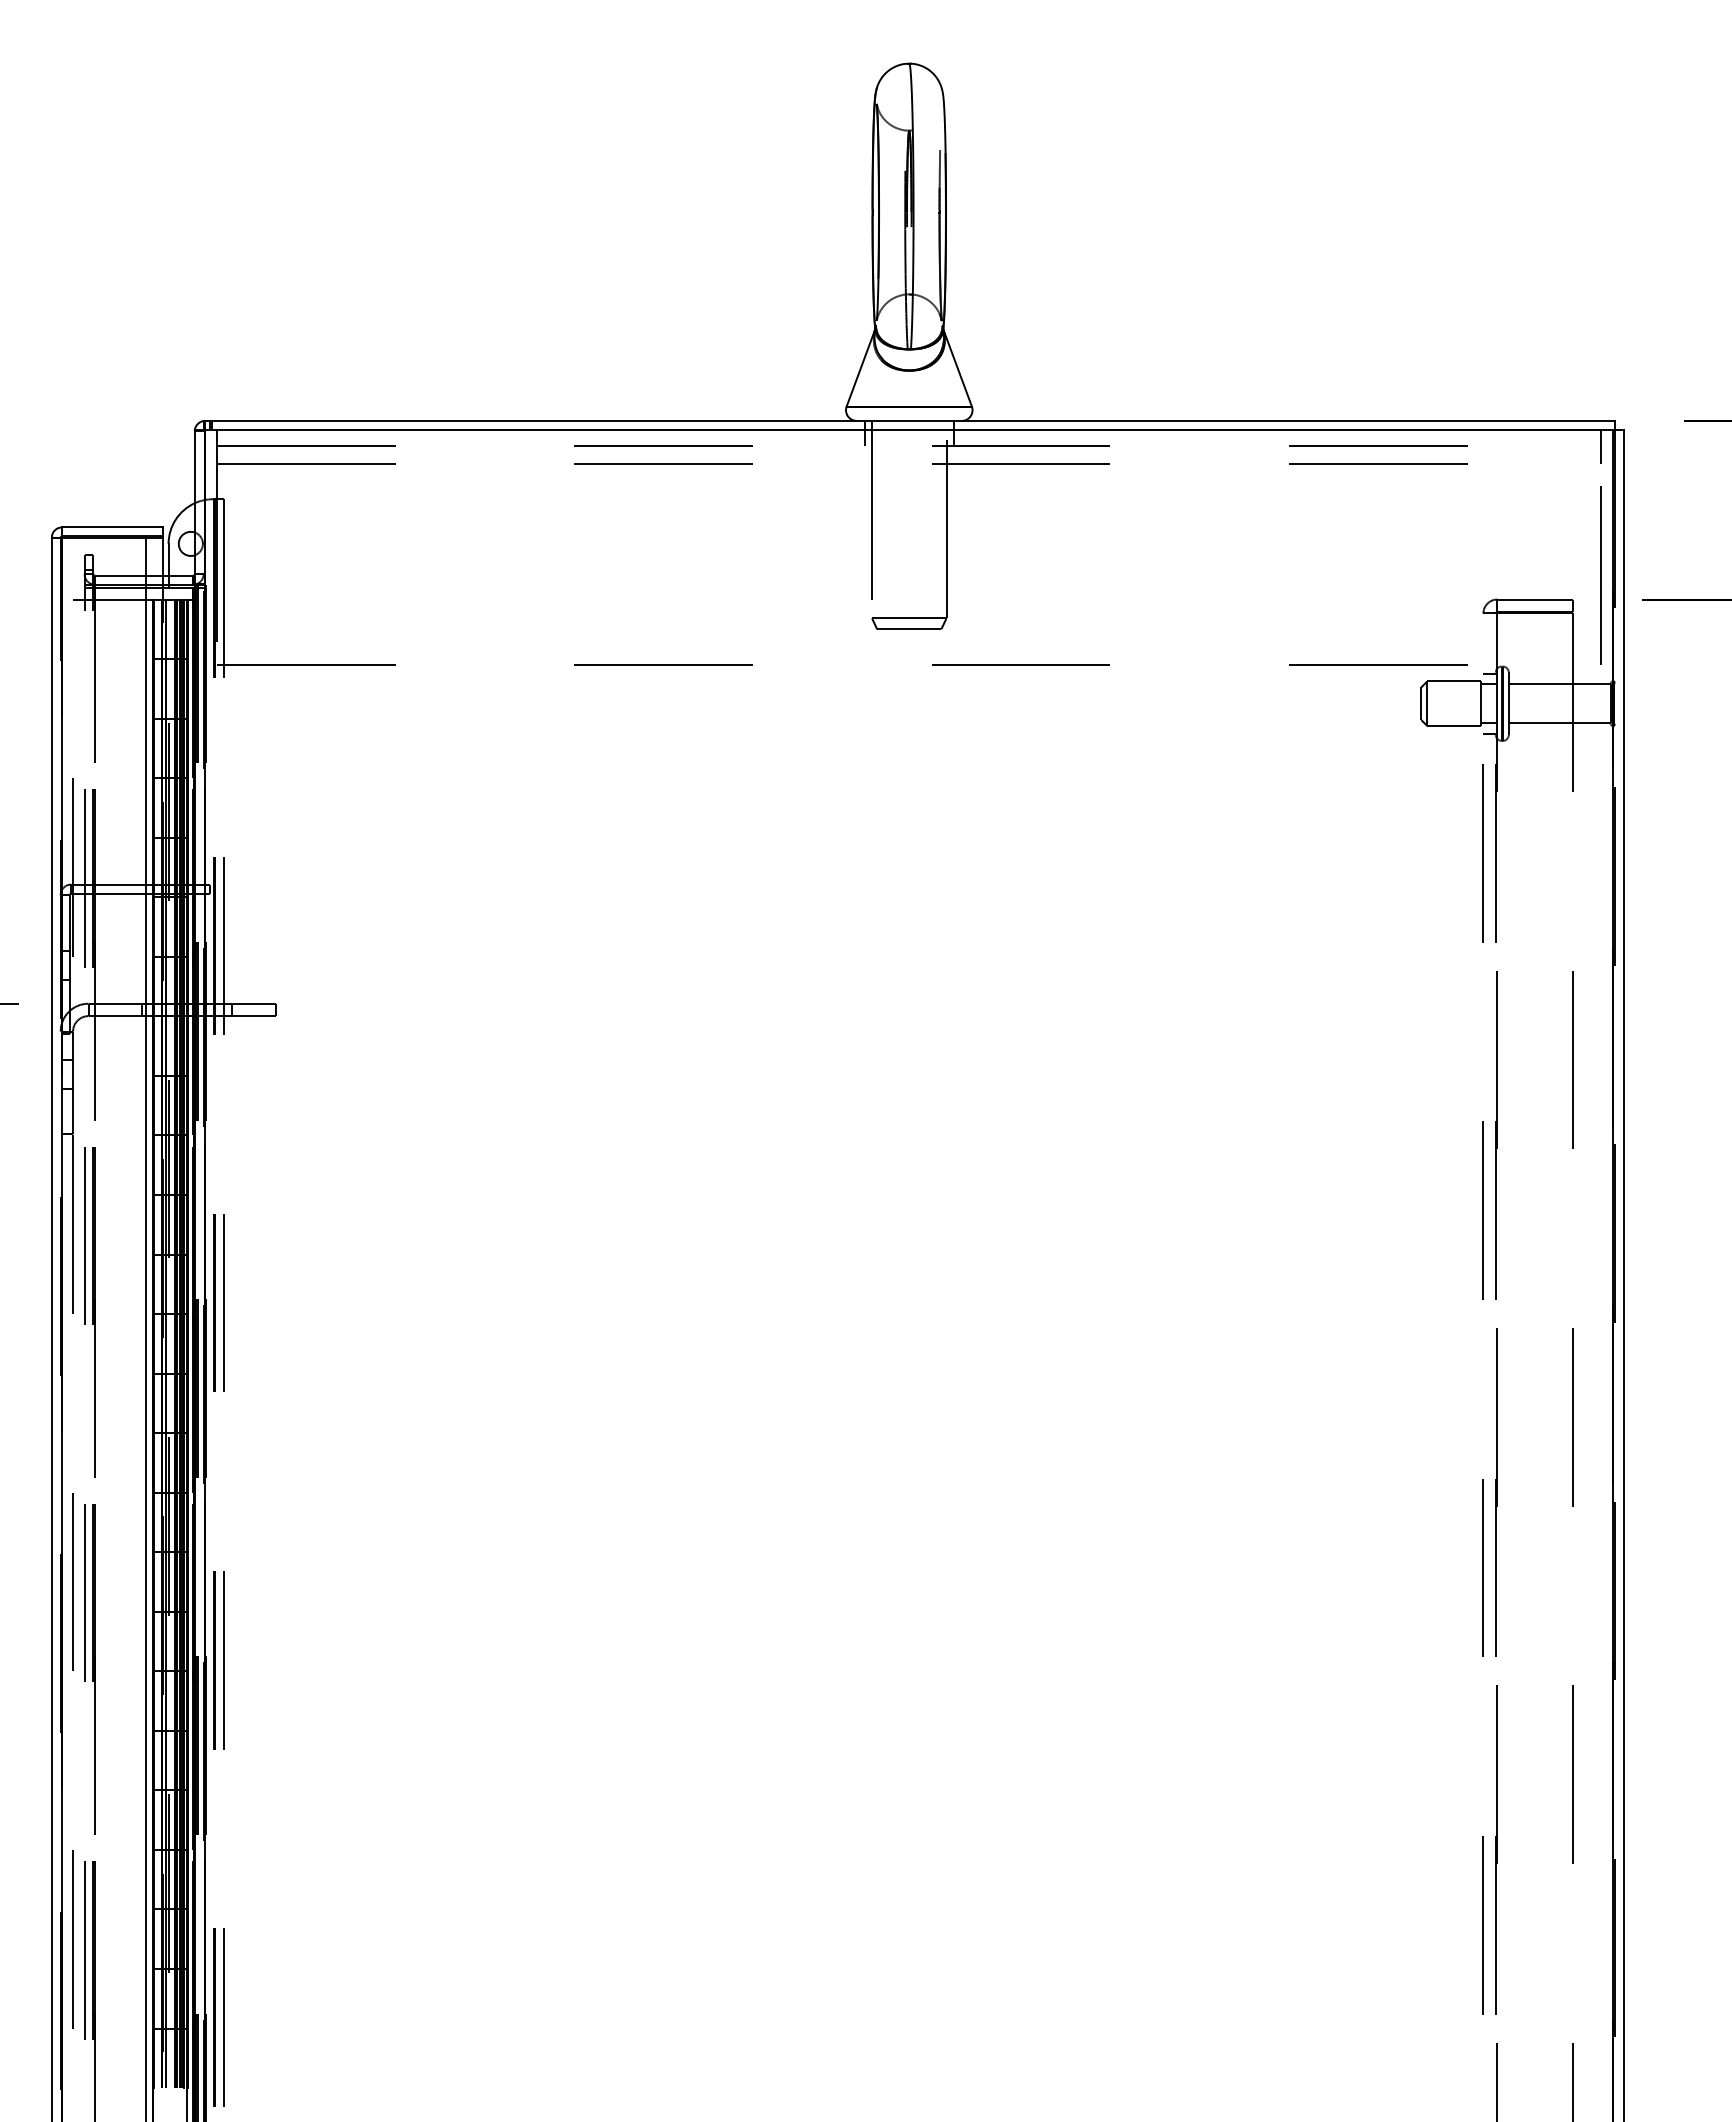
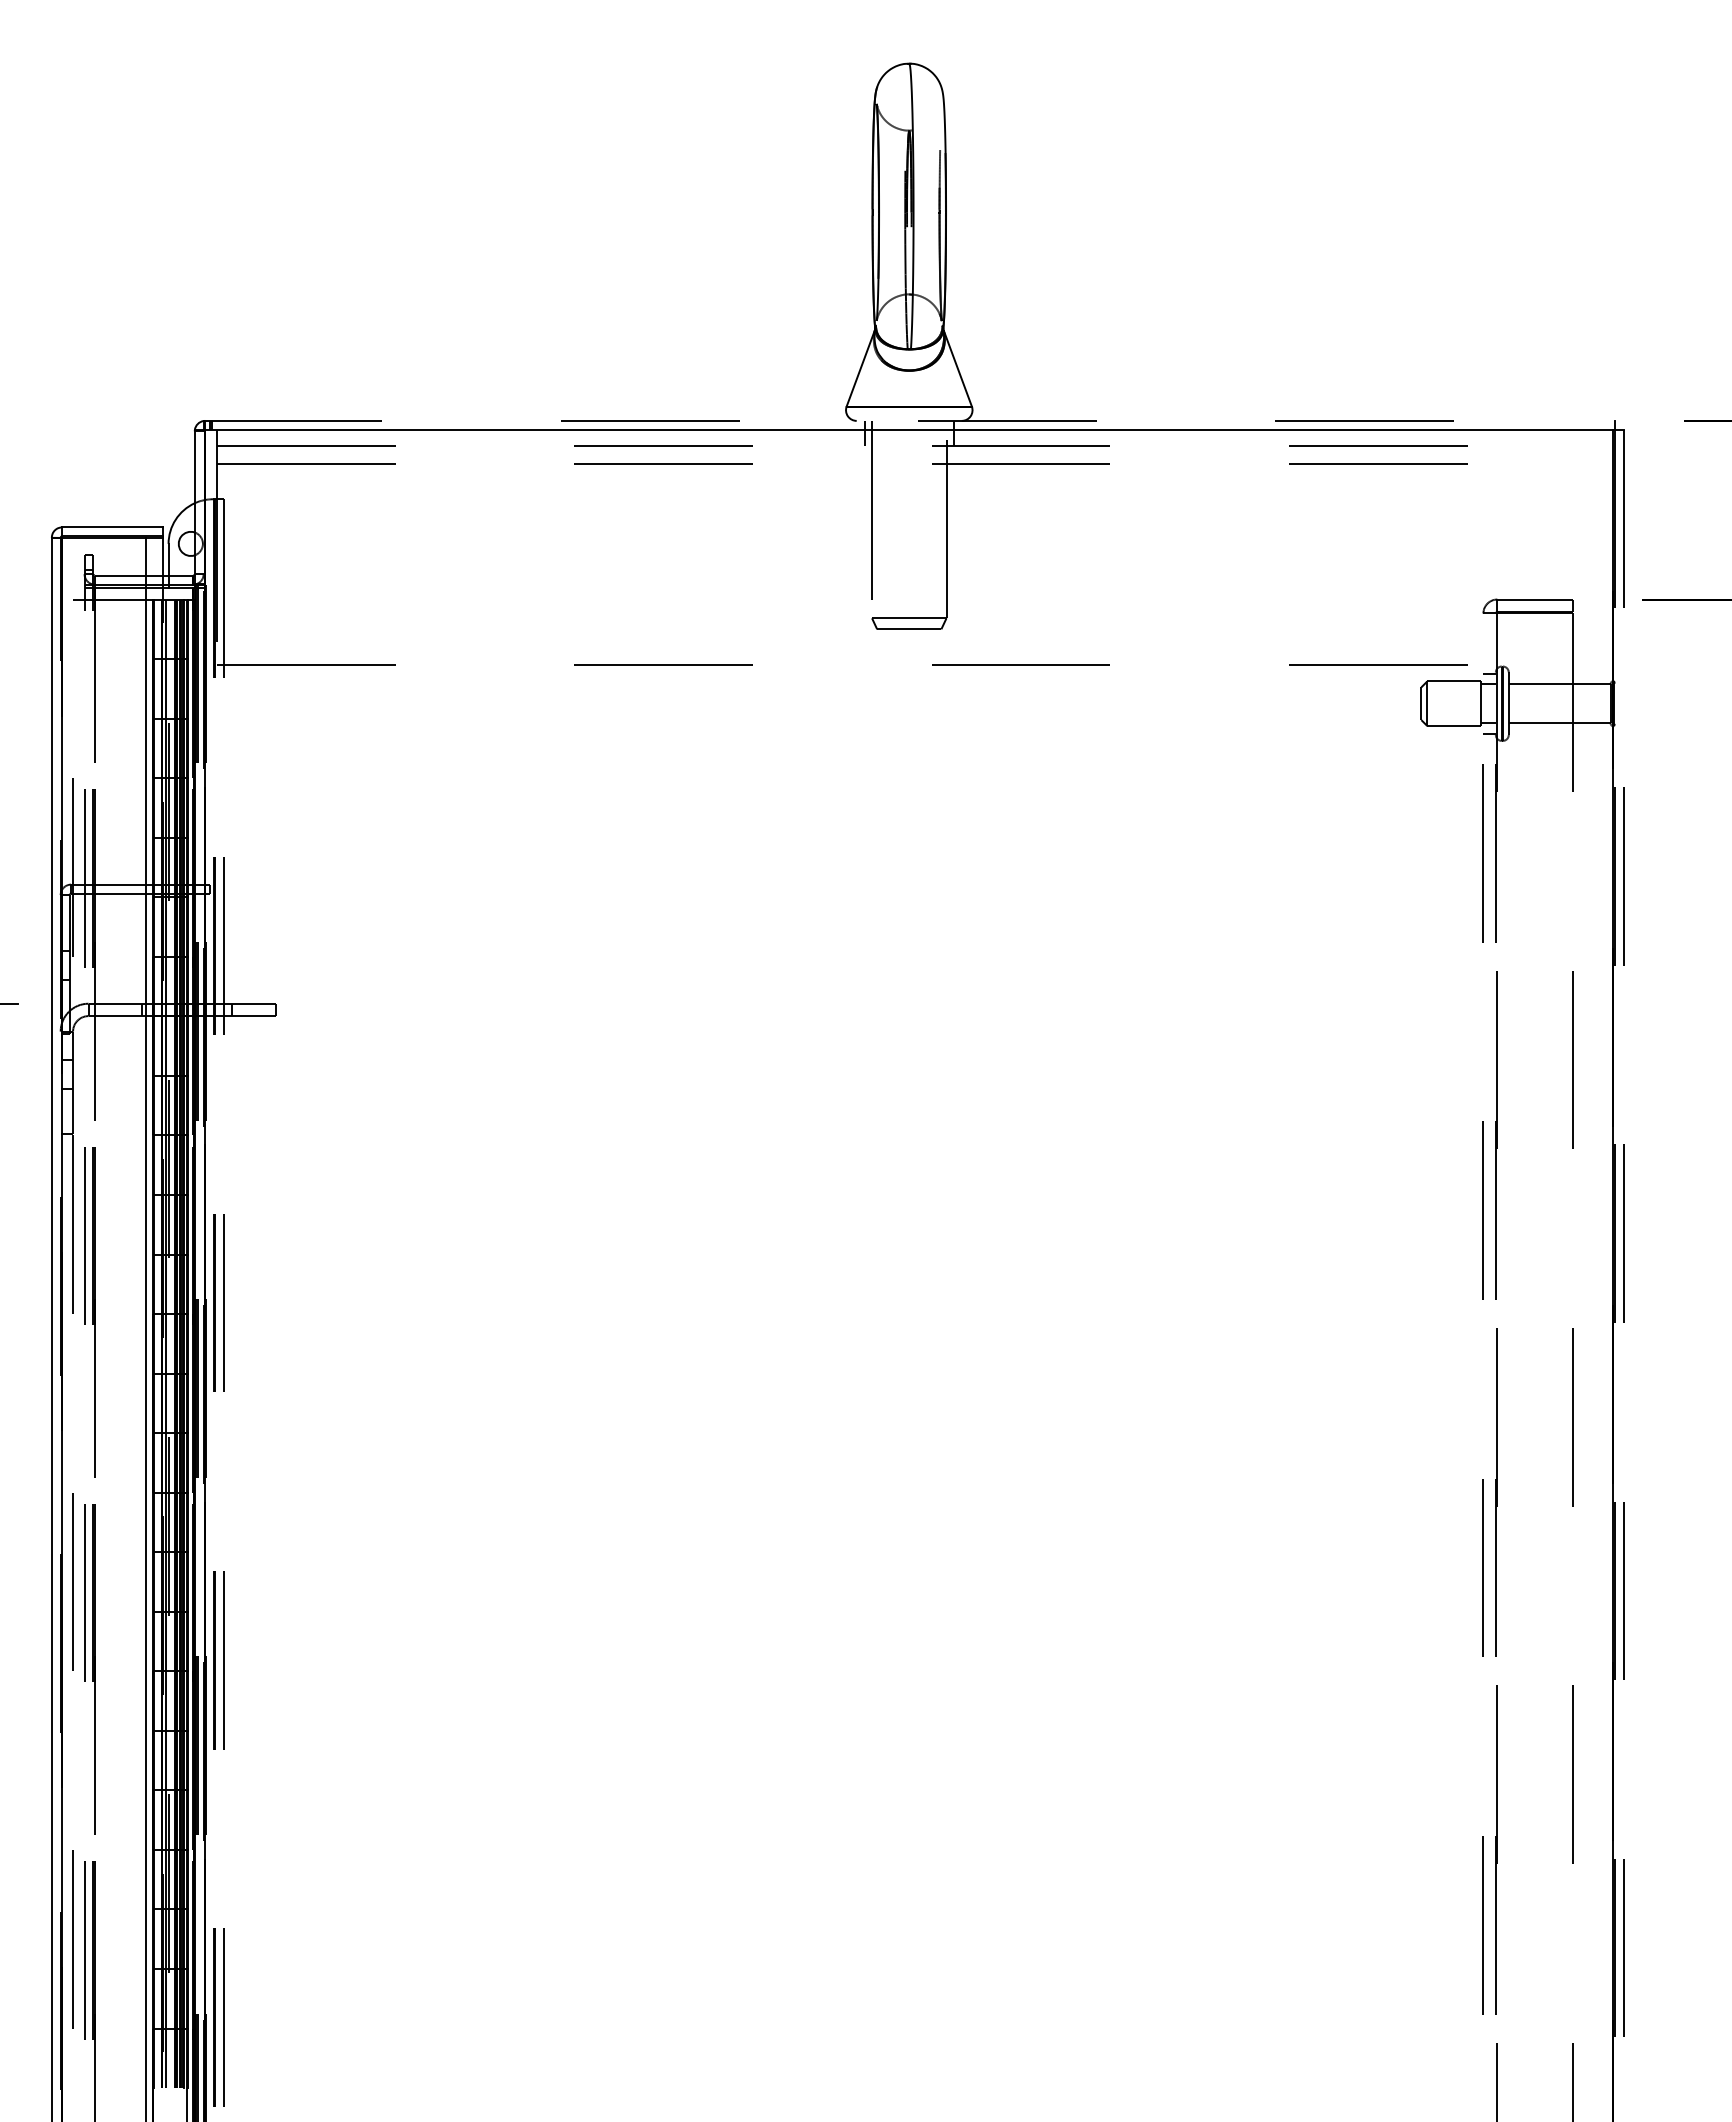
line: solid -> dashed (909, 420)
line: present -> none (1601, 446)
line: present -> none (1600, 575)
line: solid -> dashed (1623, 1275)
